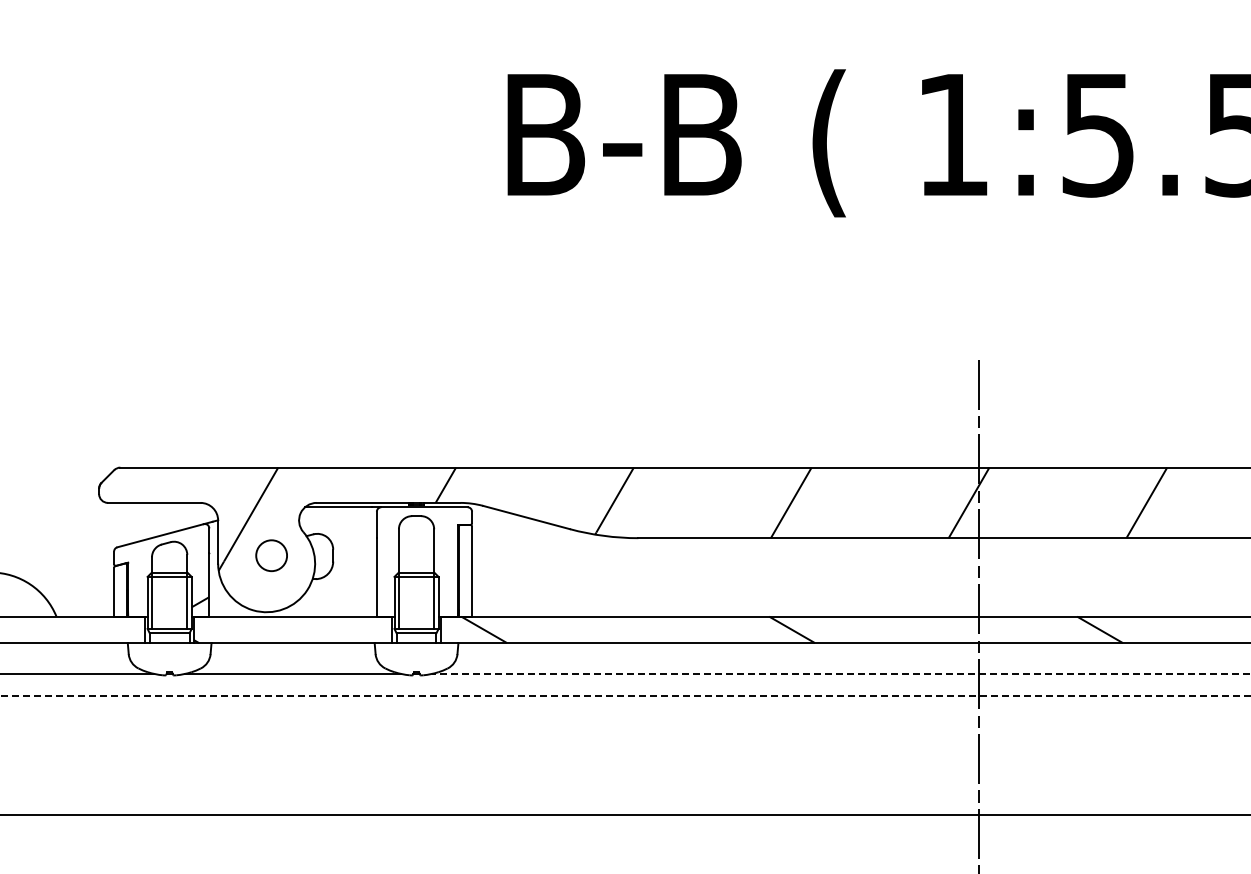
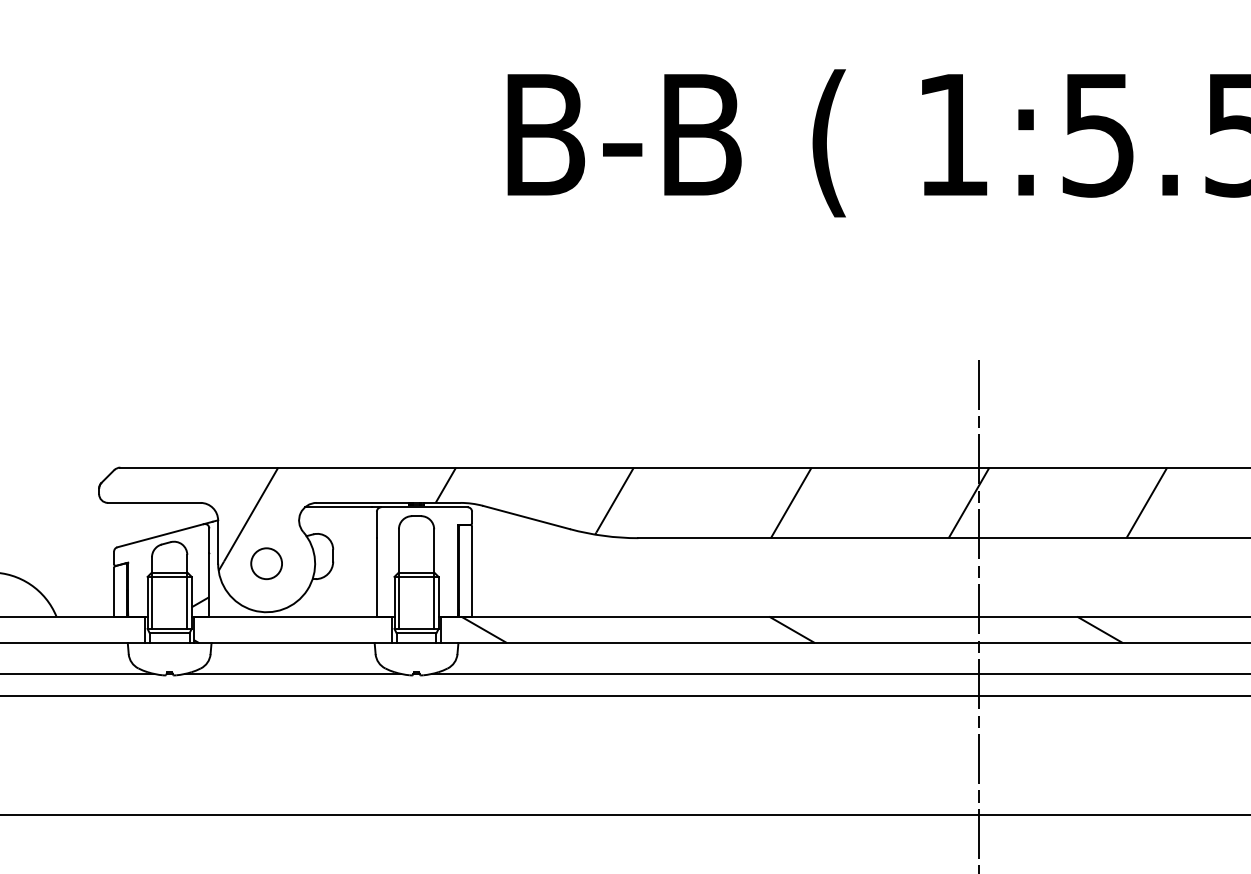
circle position: (271, 555) -> (266, 563) (266, 563)
line: dashed -> solid (840, 673)
line: dashed -> solid (625, 696)
